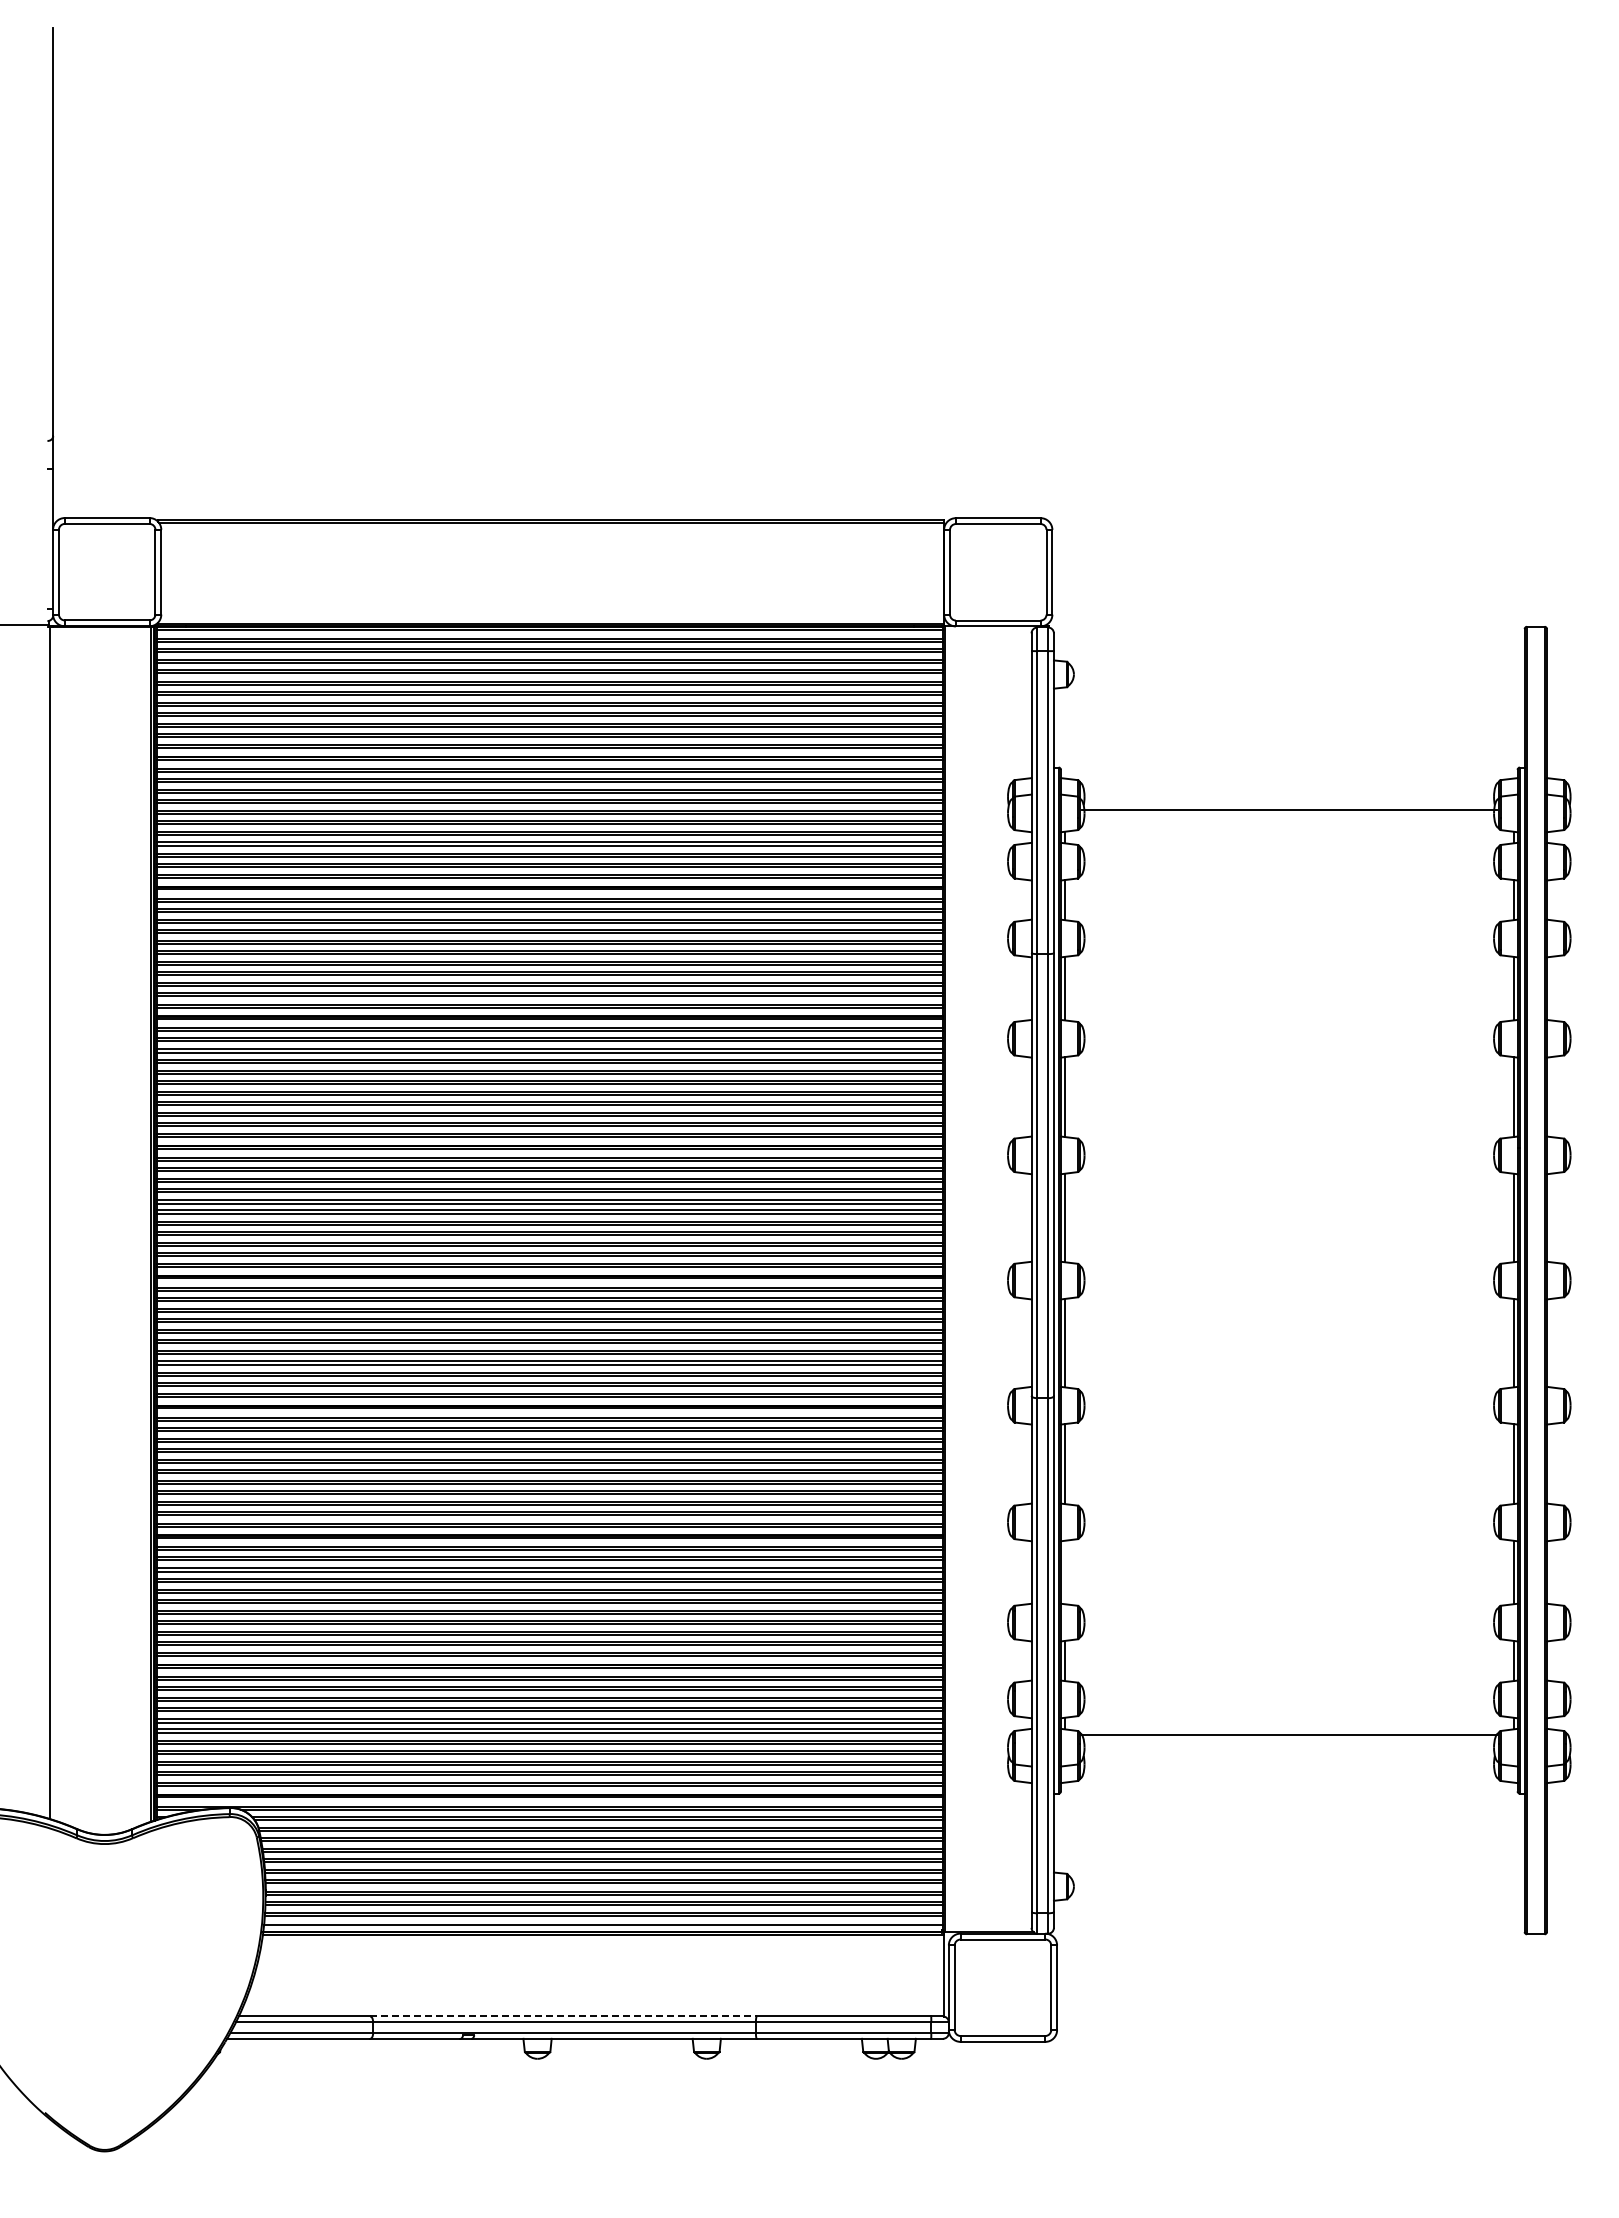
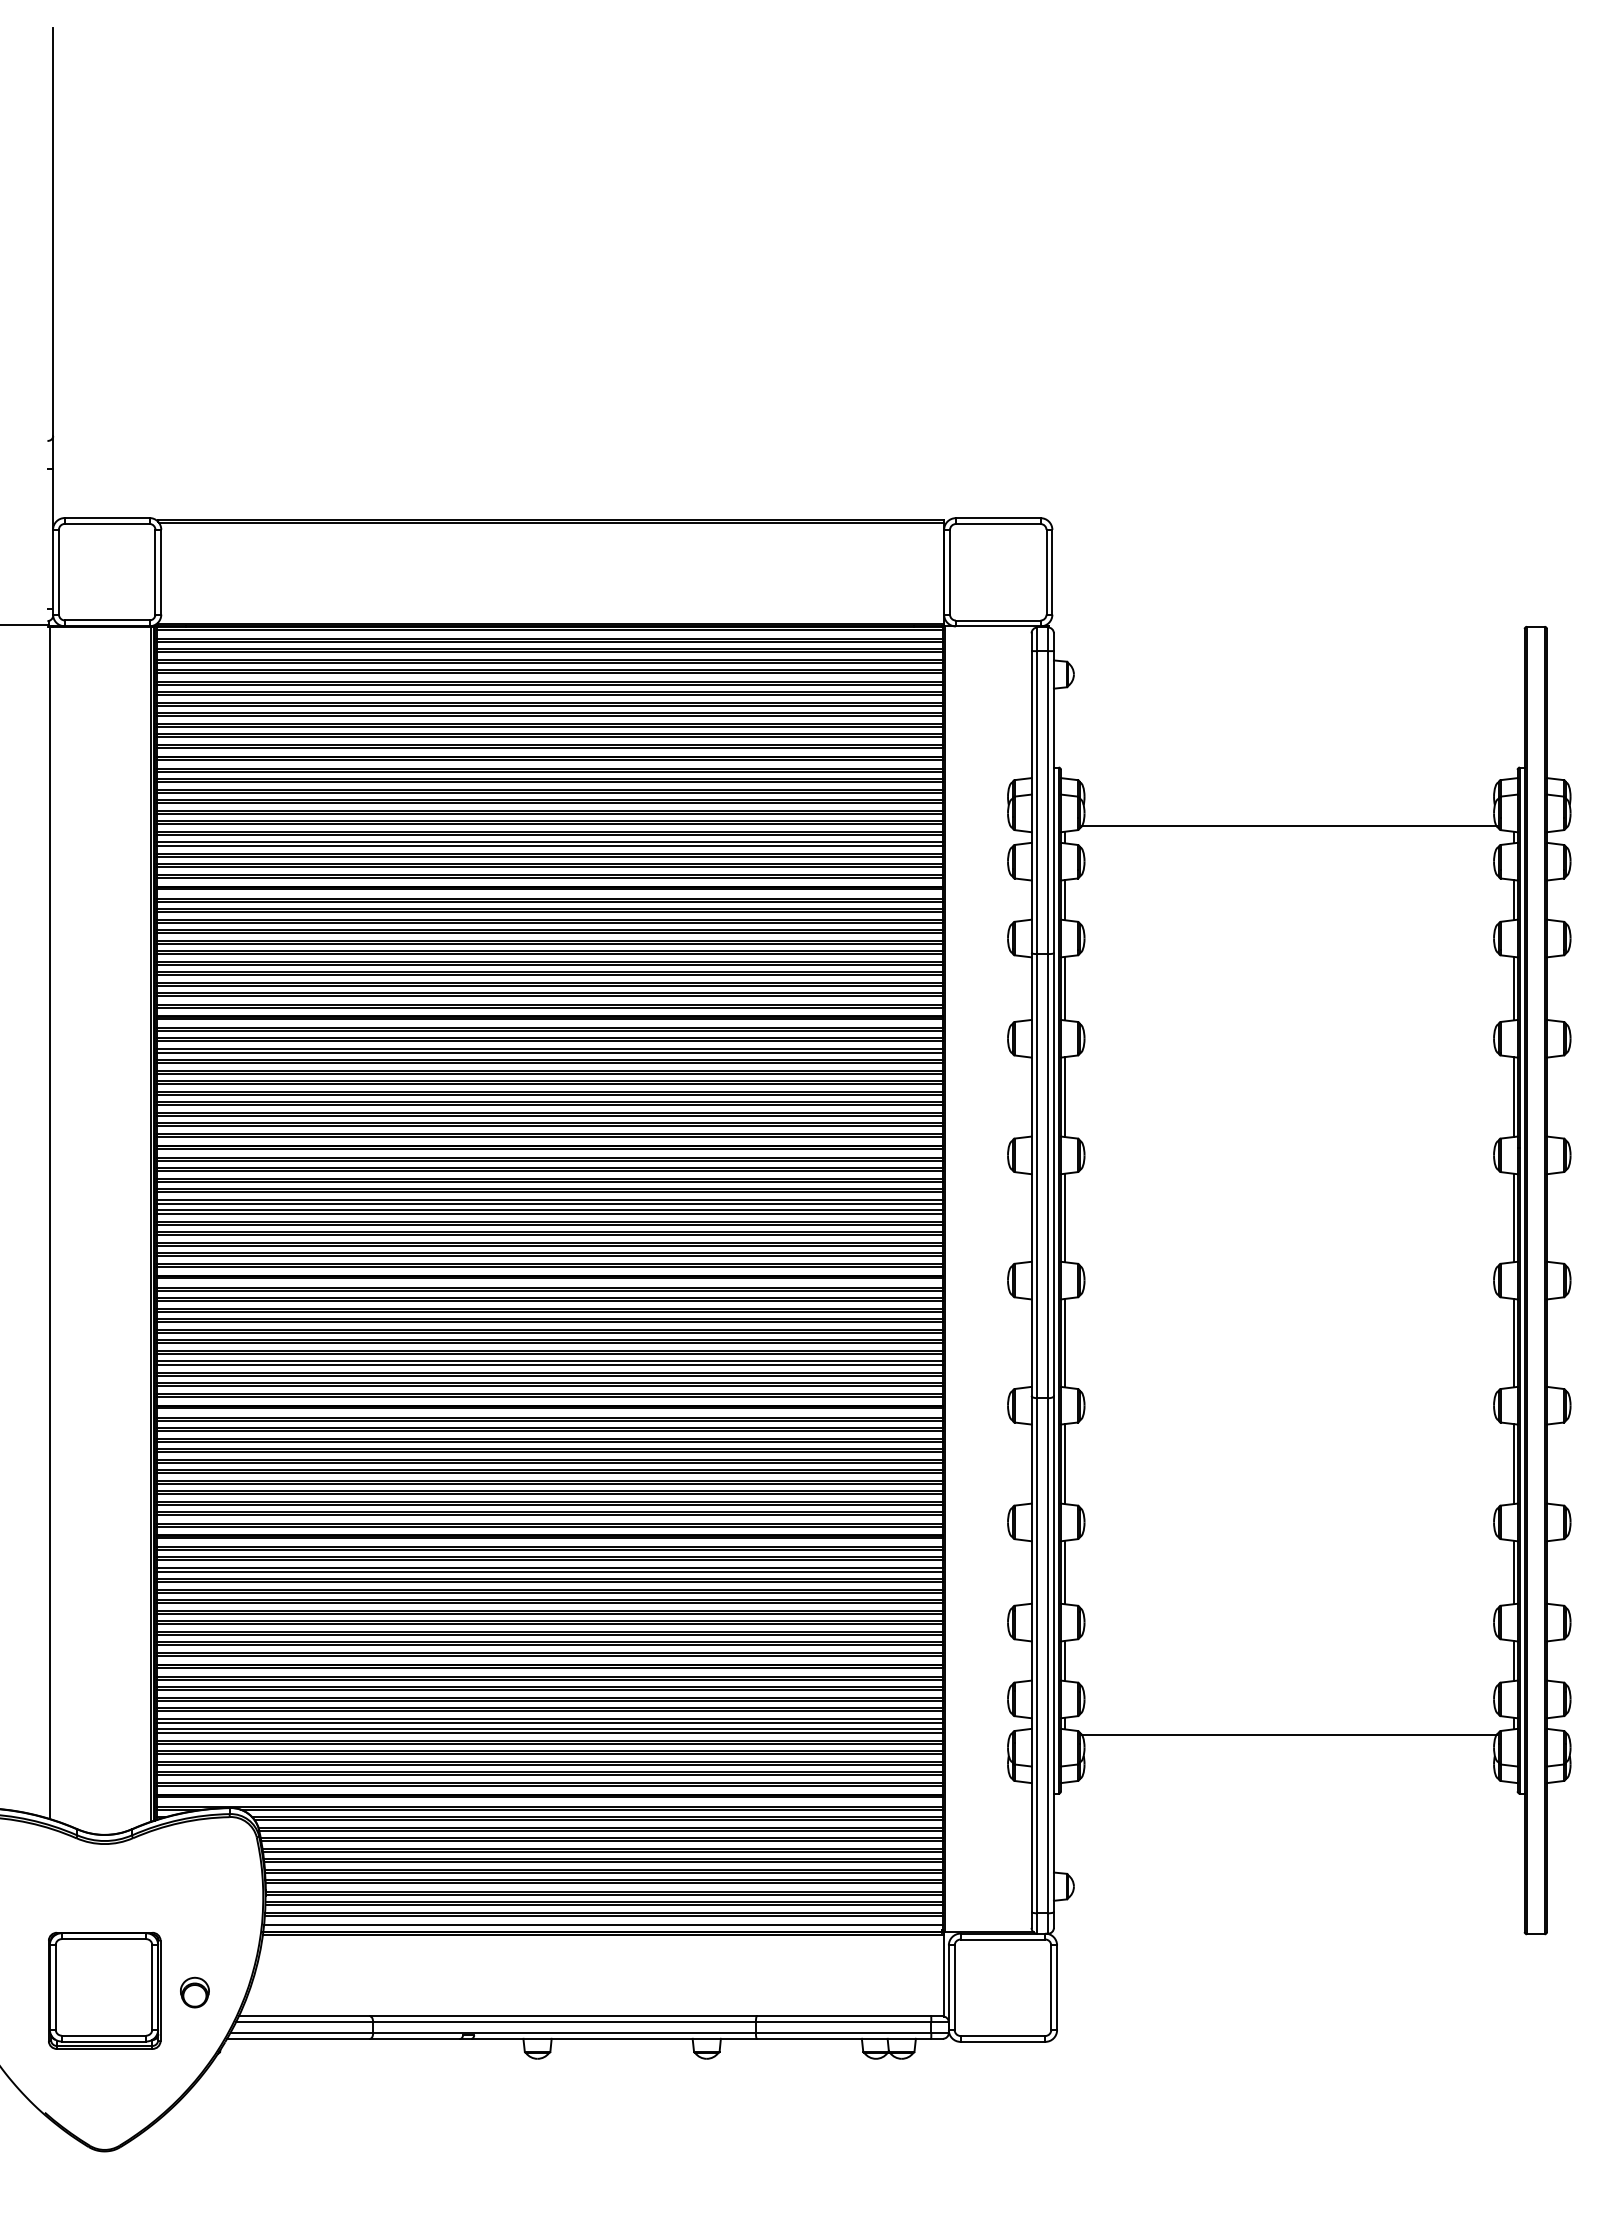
line position: (1288, 810) -> (1288, 826) (1288, 826)
line: none -> present (1064, 1572)
part: none -> present (104, 1990)
part: none -> present (194, 1992)
line: dashed -> solid (563, 2016)
